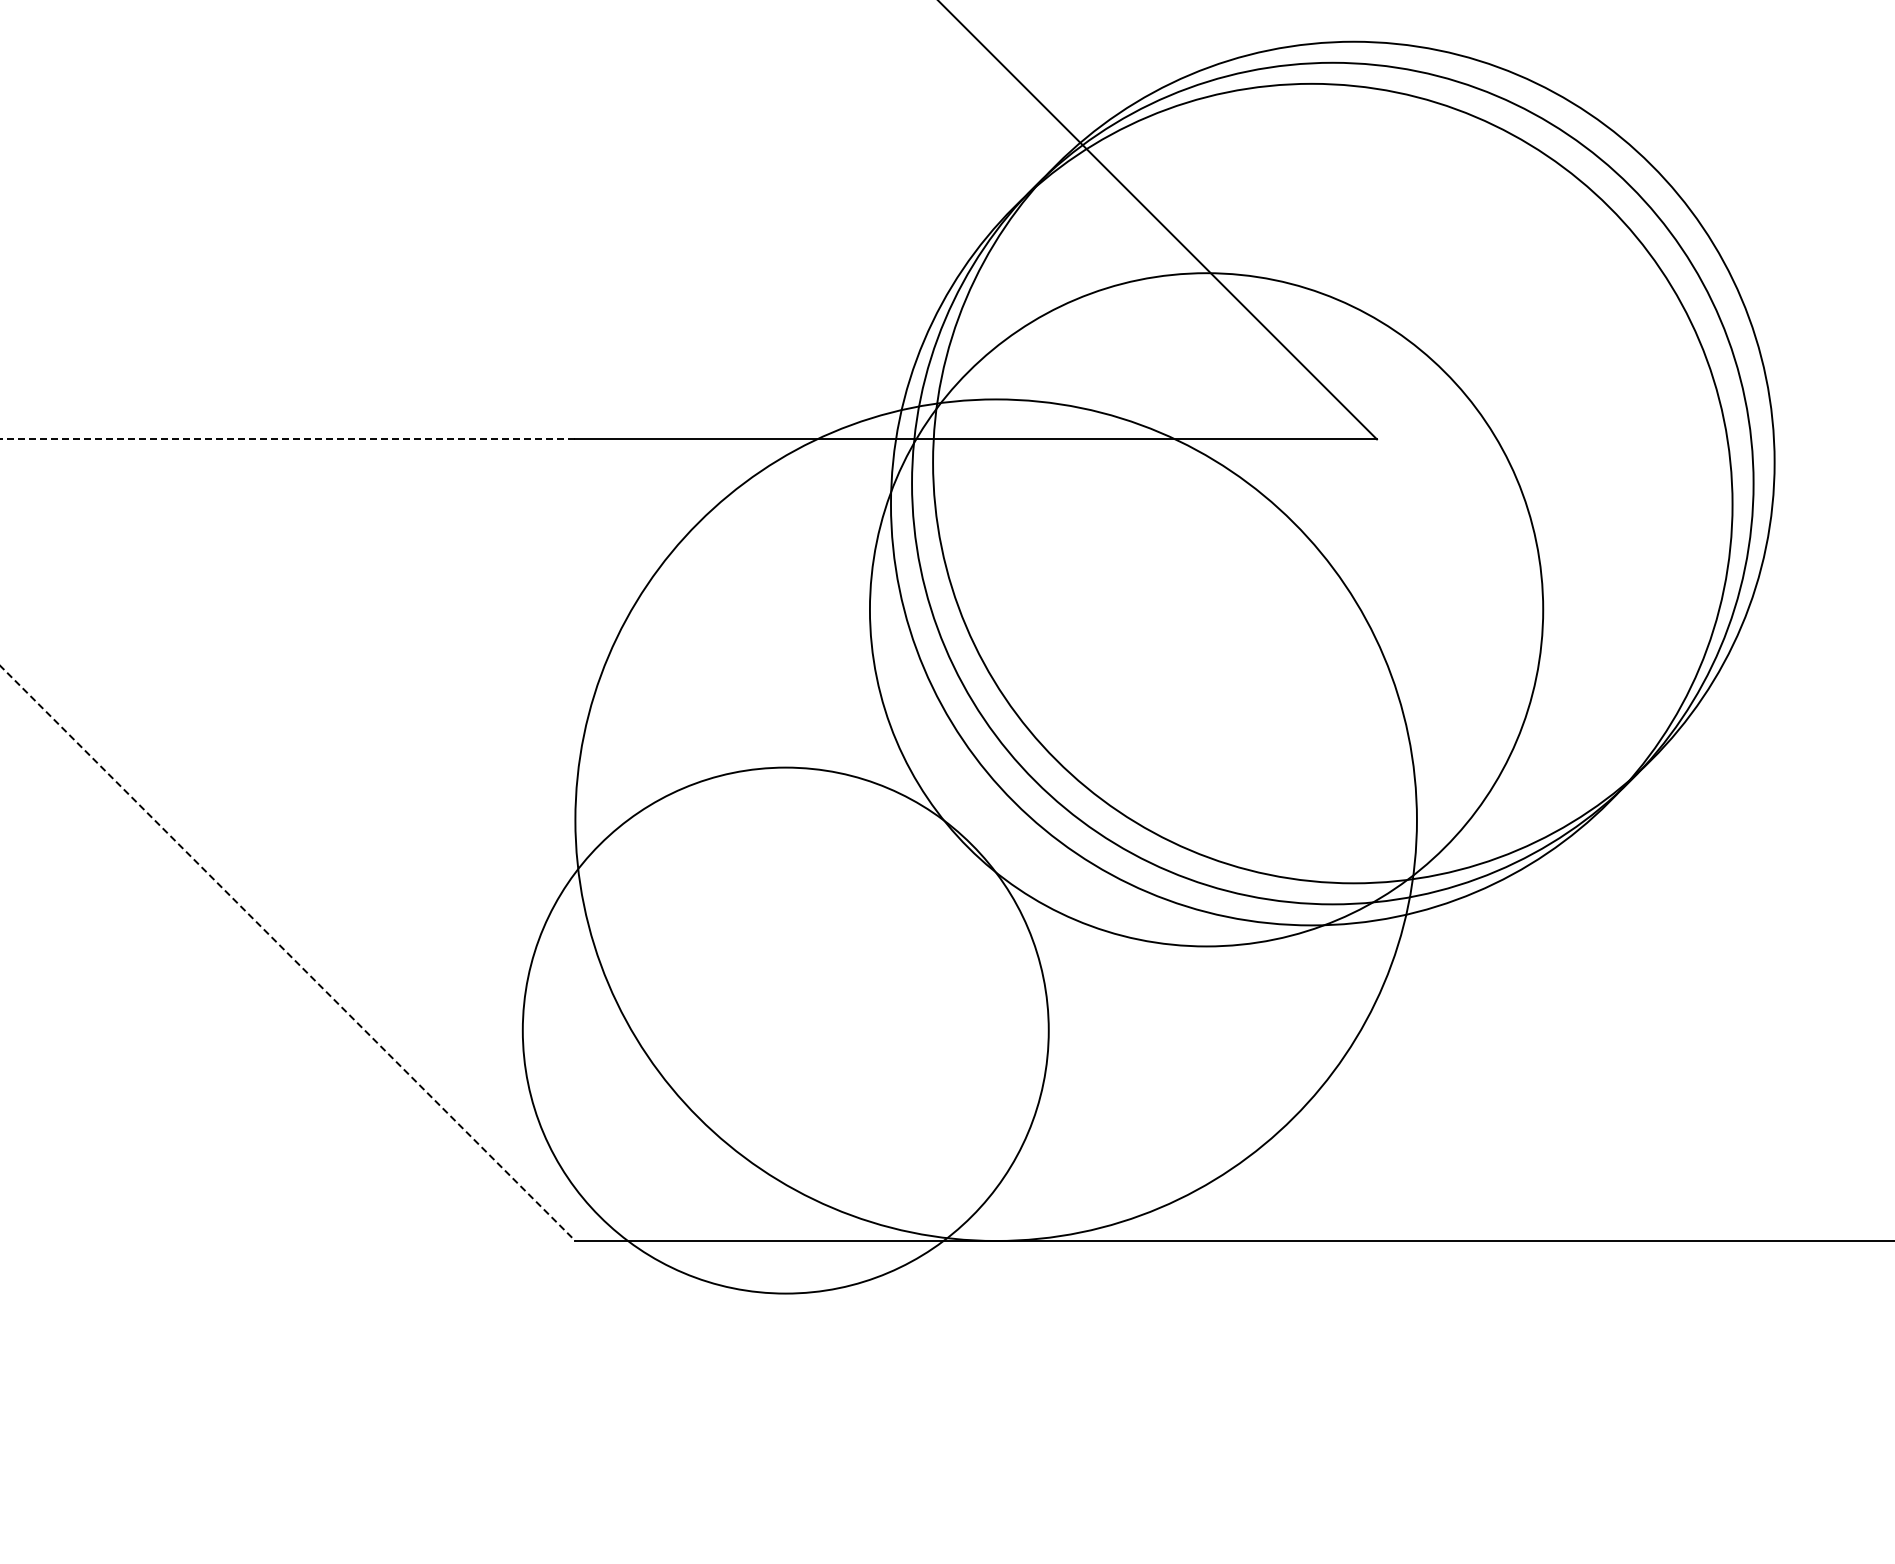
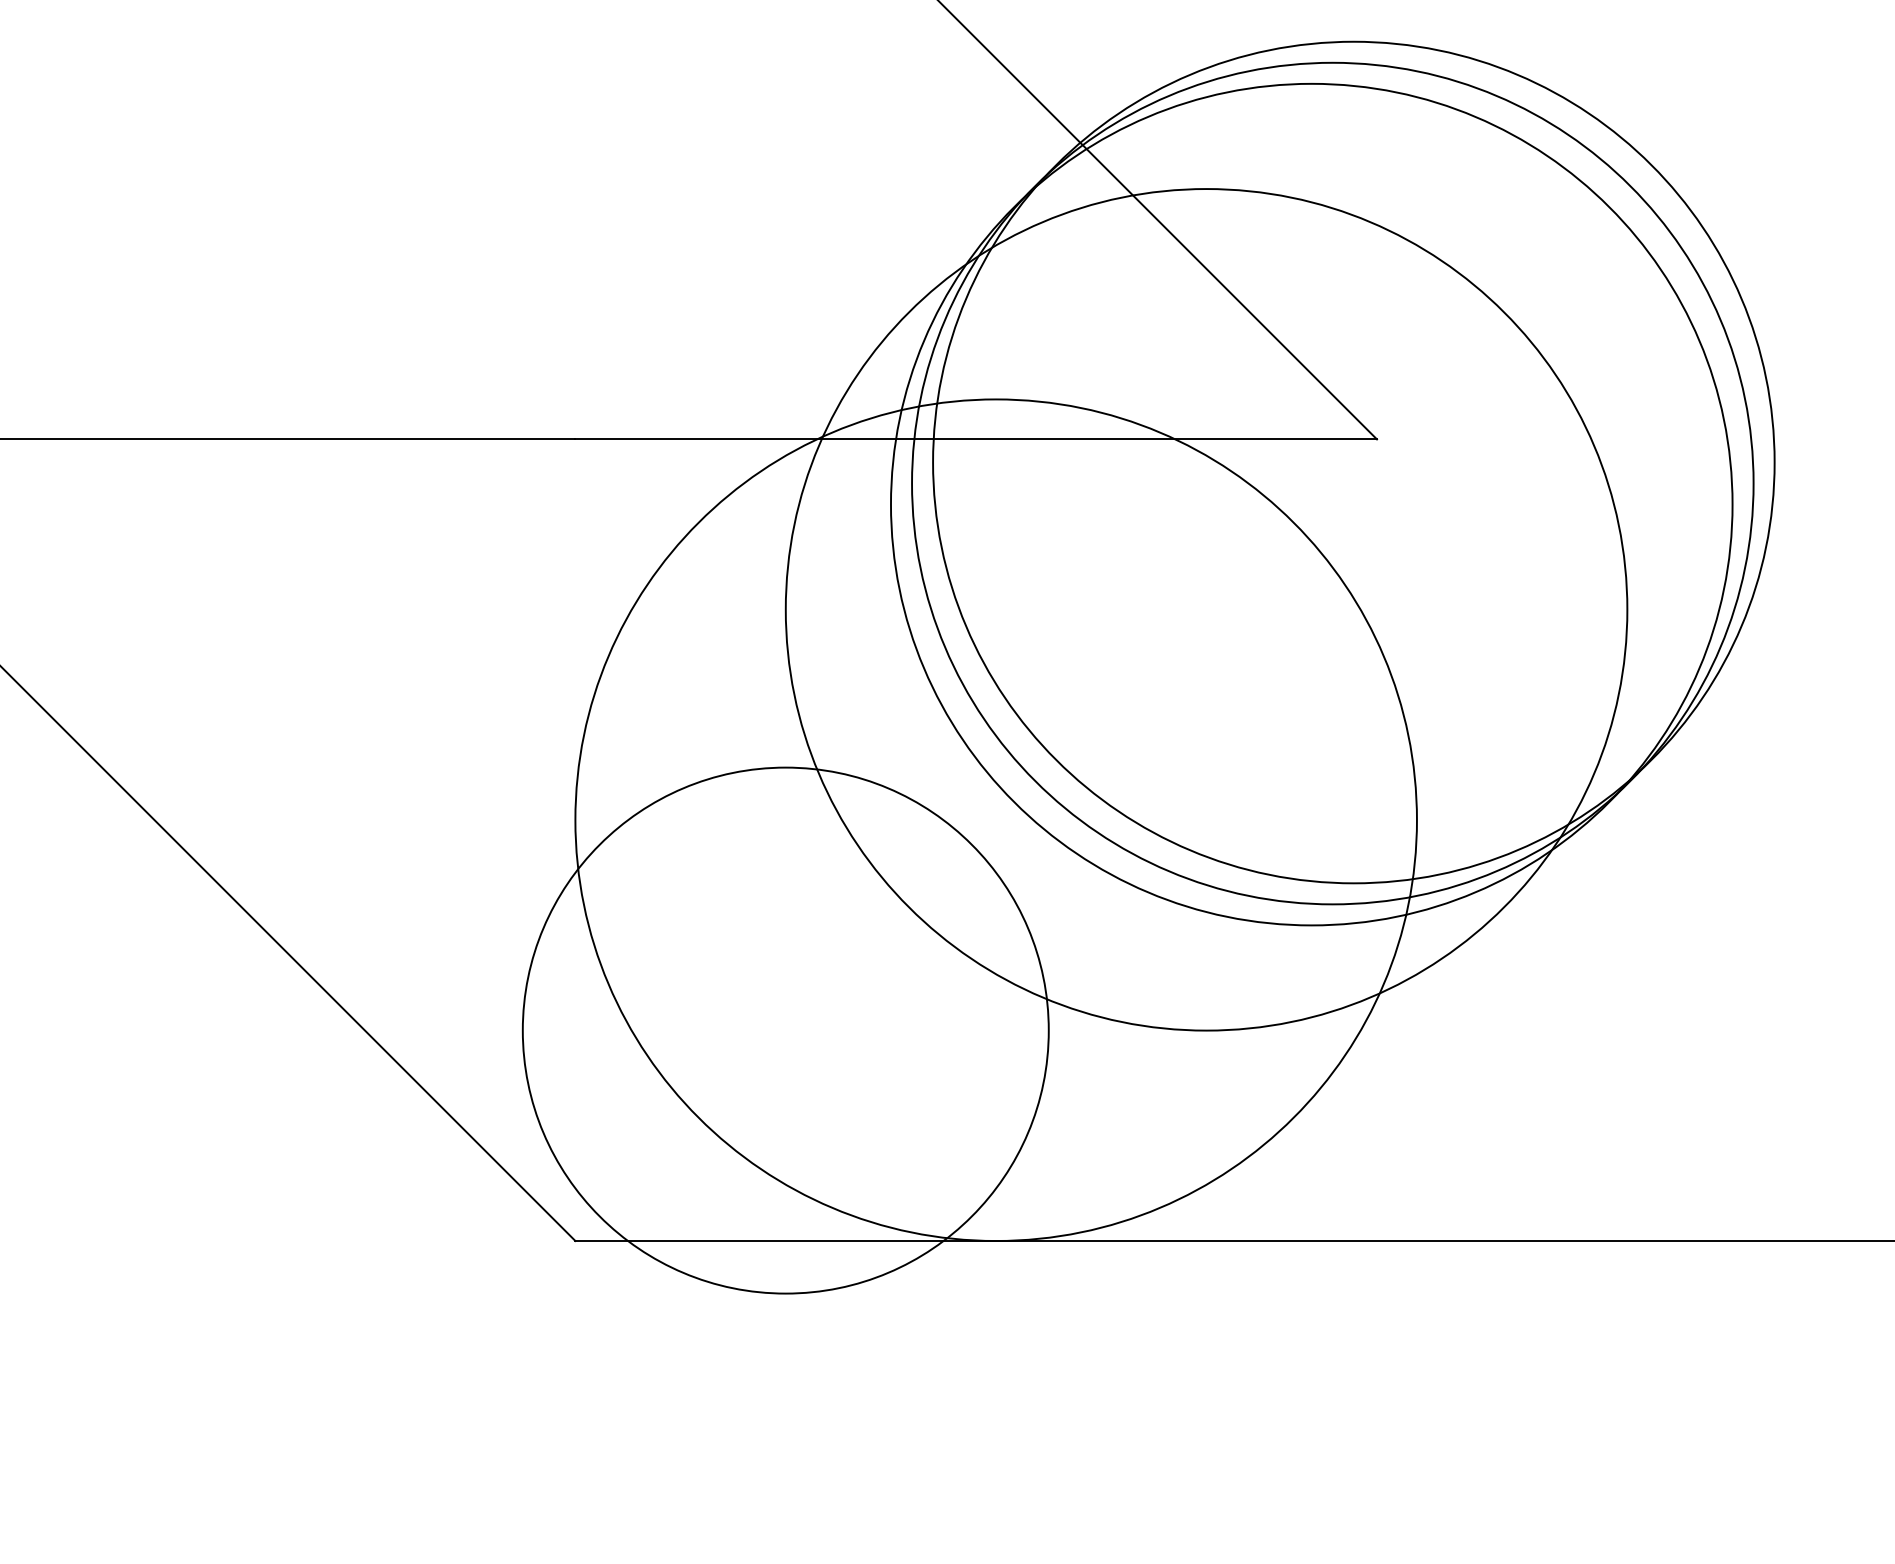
line: dashed -> solid (287, 439)
circle diameter: 673 px -> 842 px (1206, 609)
line: dashed -> solid (287, 953)
